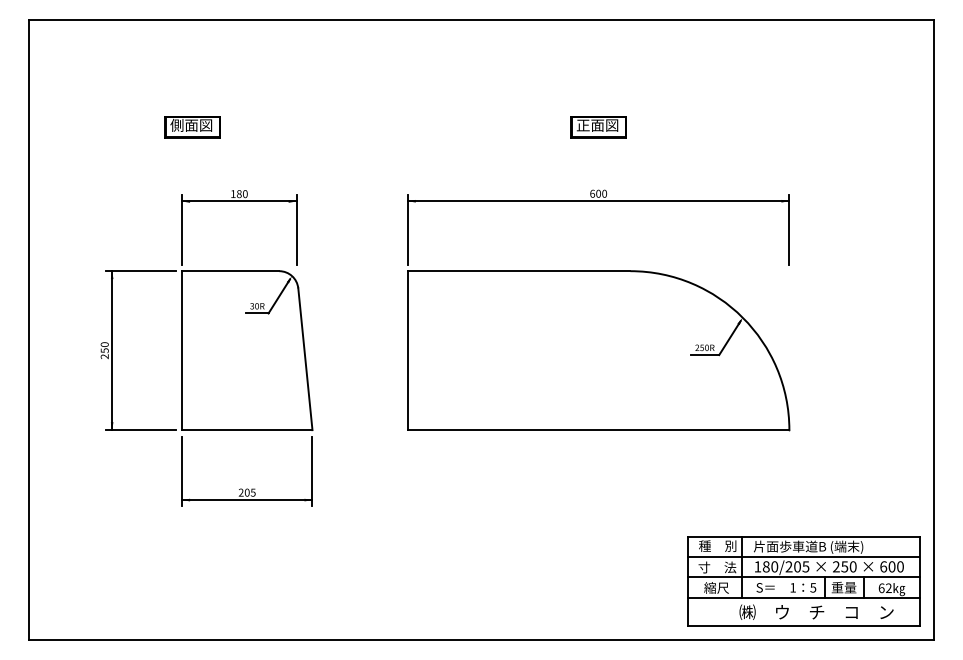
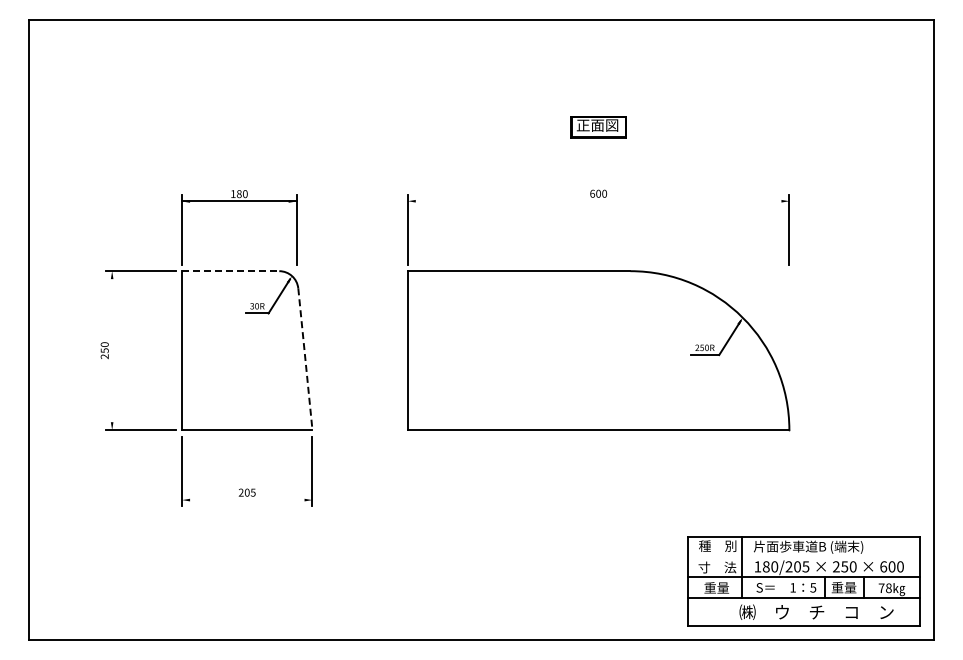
part: present -> none (192, 127)
line: present -> none (598, 201)
line: solid -> dashed (230, 271)
line: present -> none (112, 350)
line: solid -> dashed (305, 359)
line: present -> none (247, 500)
line: present -> none (803, 556)
text: 縮尺 -> 重量 (716, 587)
text: 62 -> 78 (884, 588)
